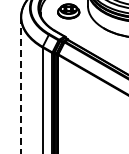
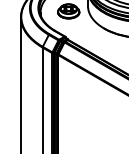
line: dashed -> solid (21, 86)
